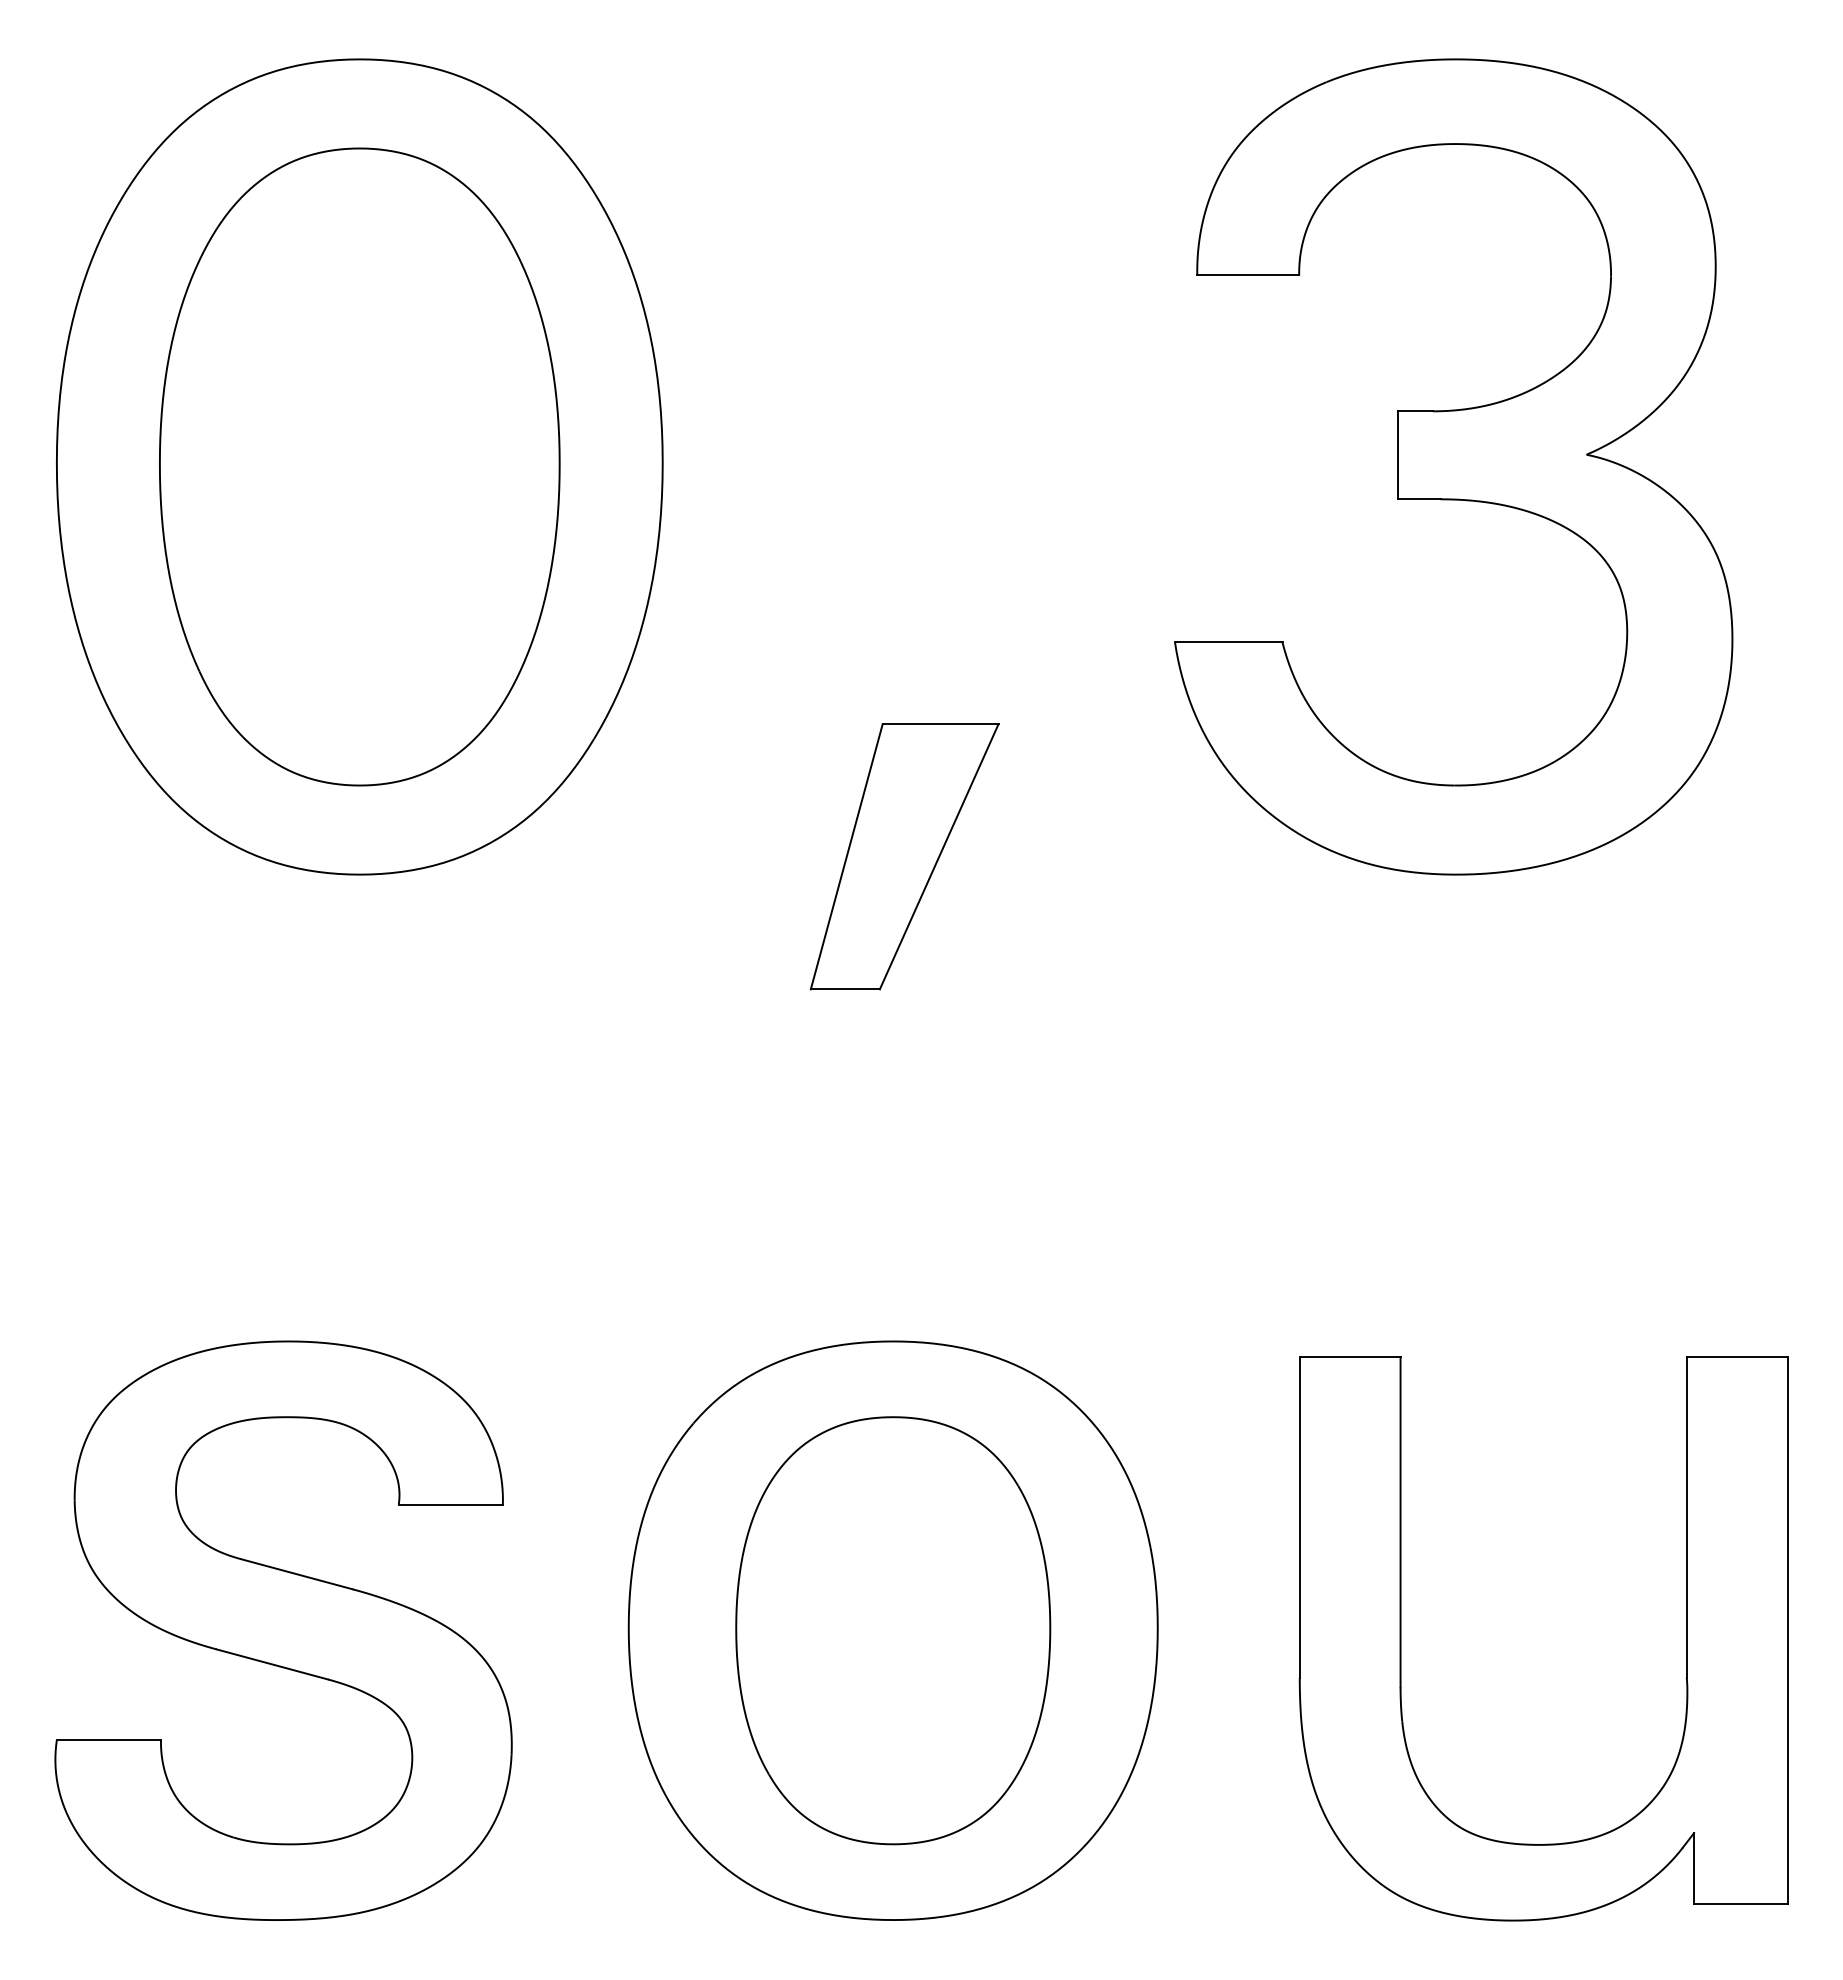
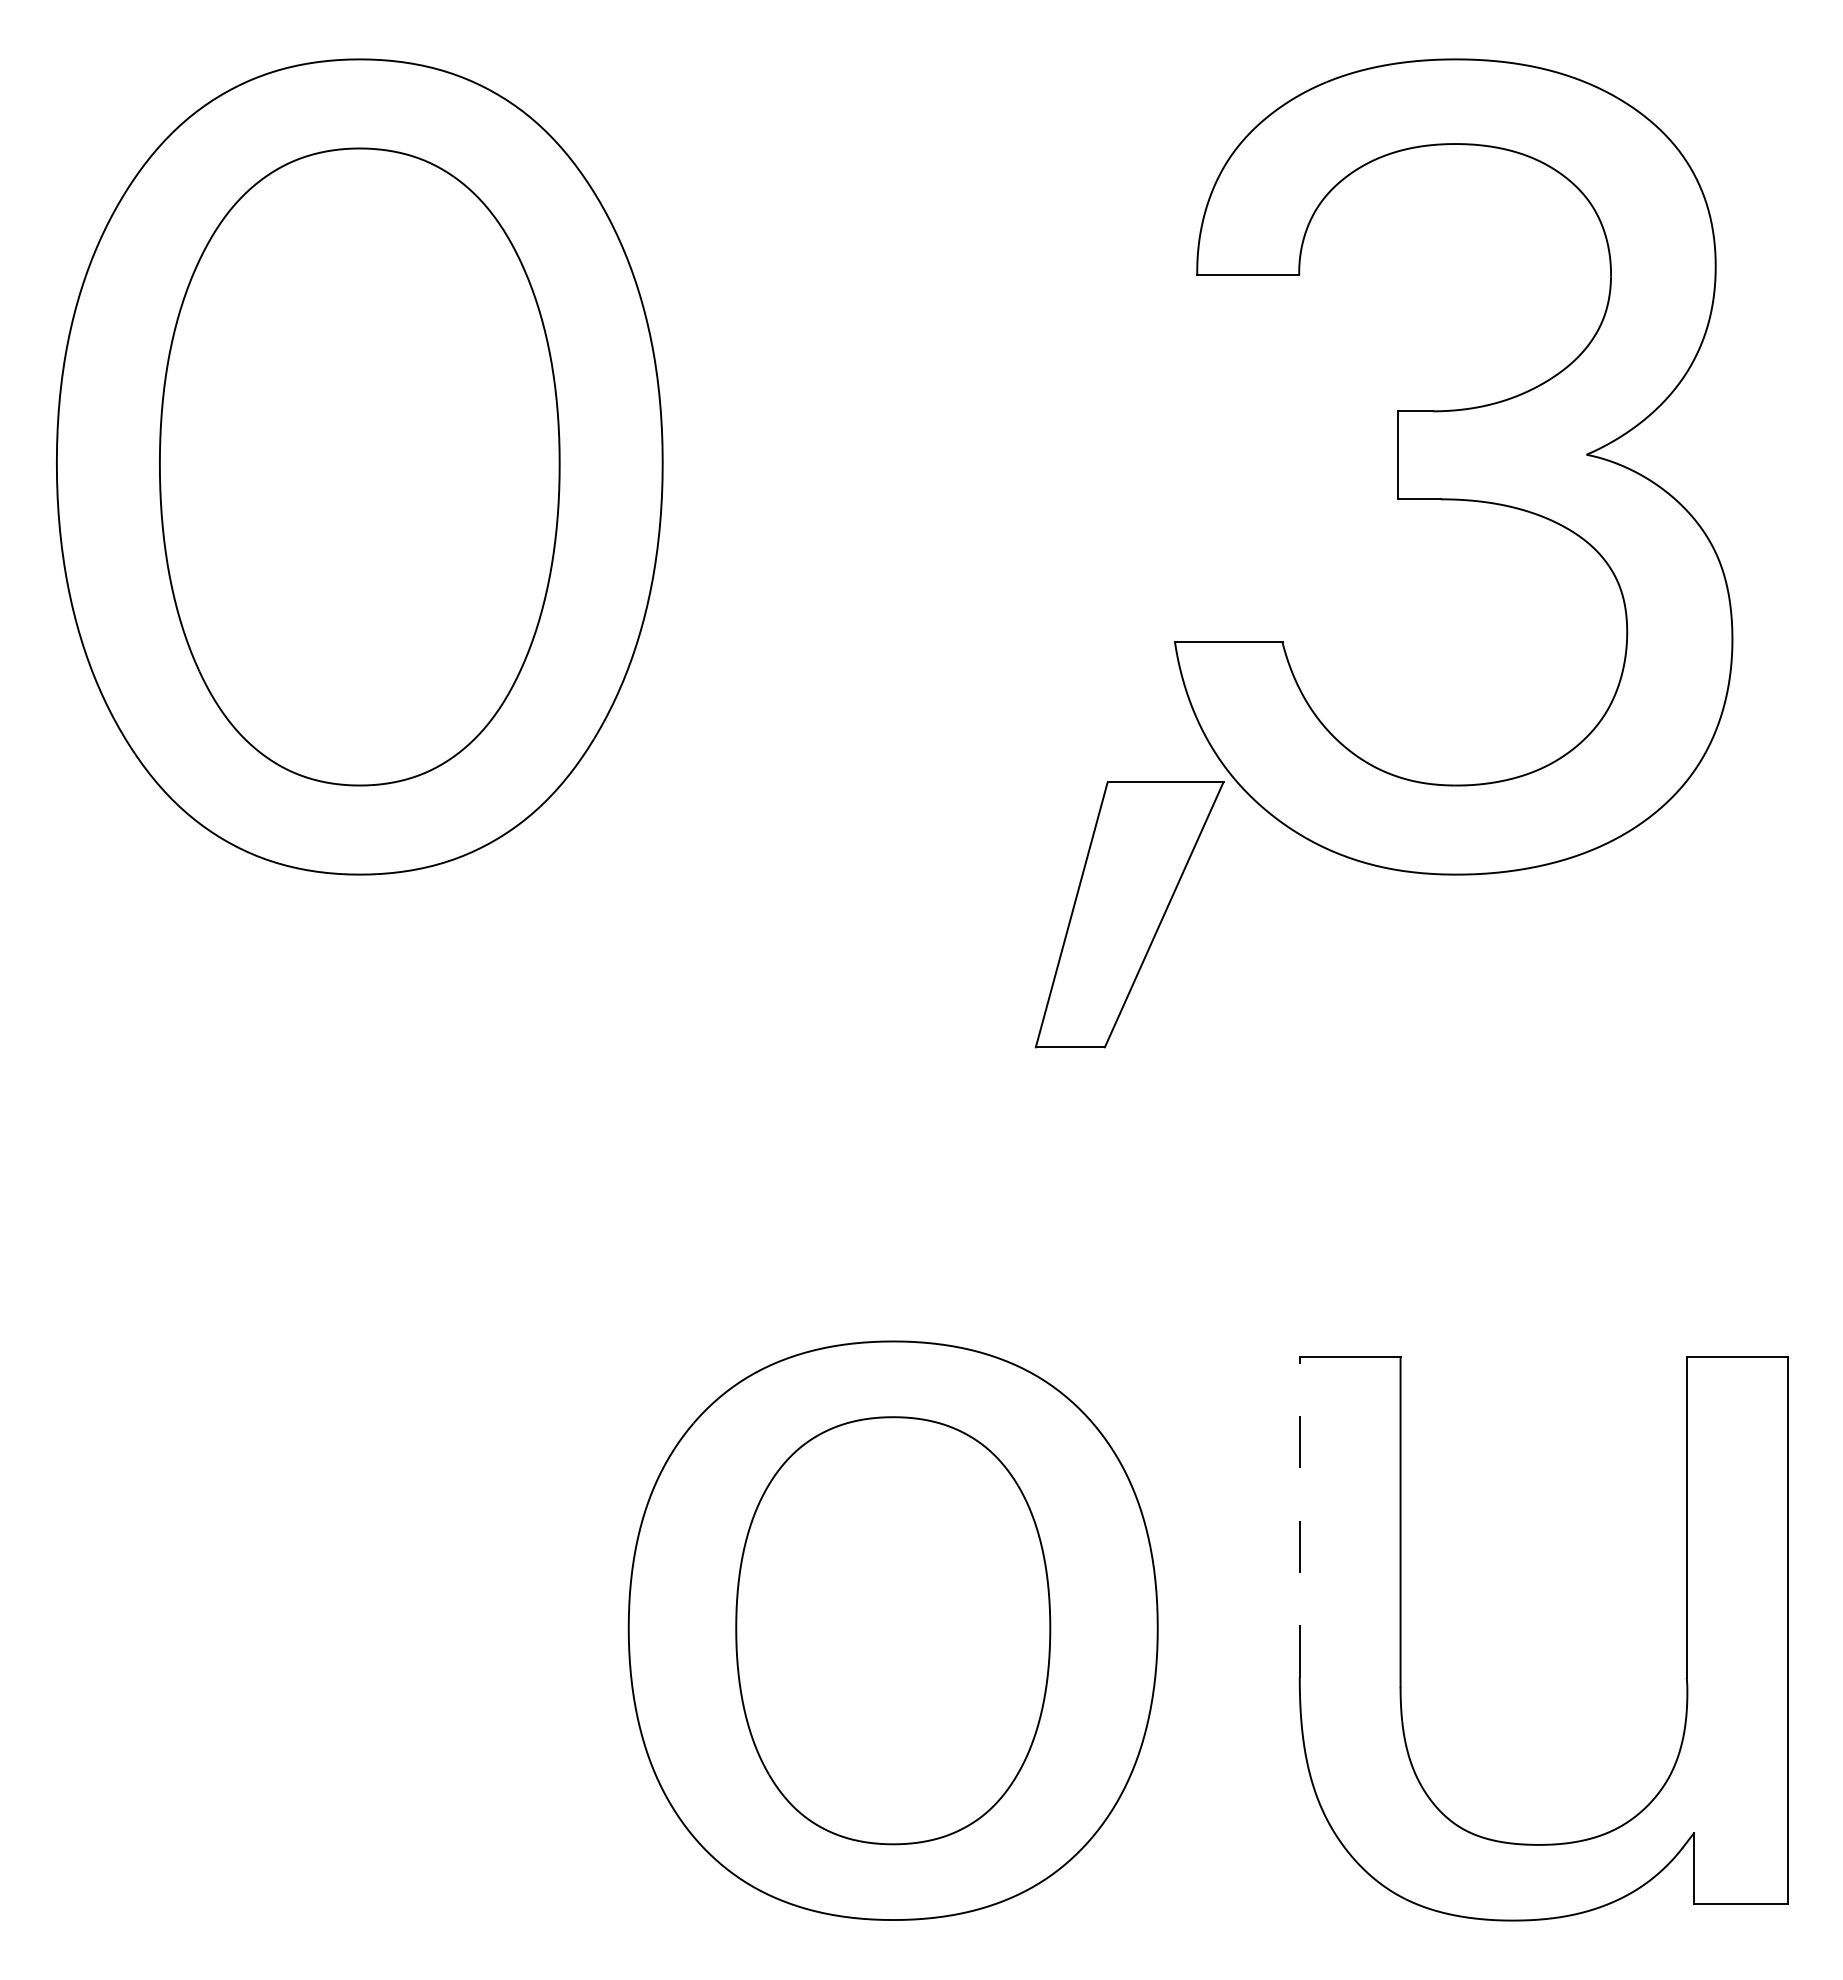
part position: (904, 856) -> (1129, 914) (1129, 914)
line: solid -> dashed (1299, 1516)
part: present -> none (283, 1630)
